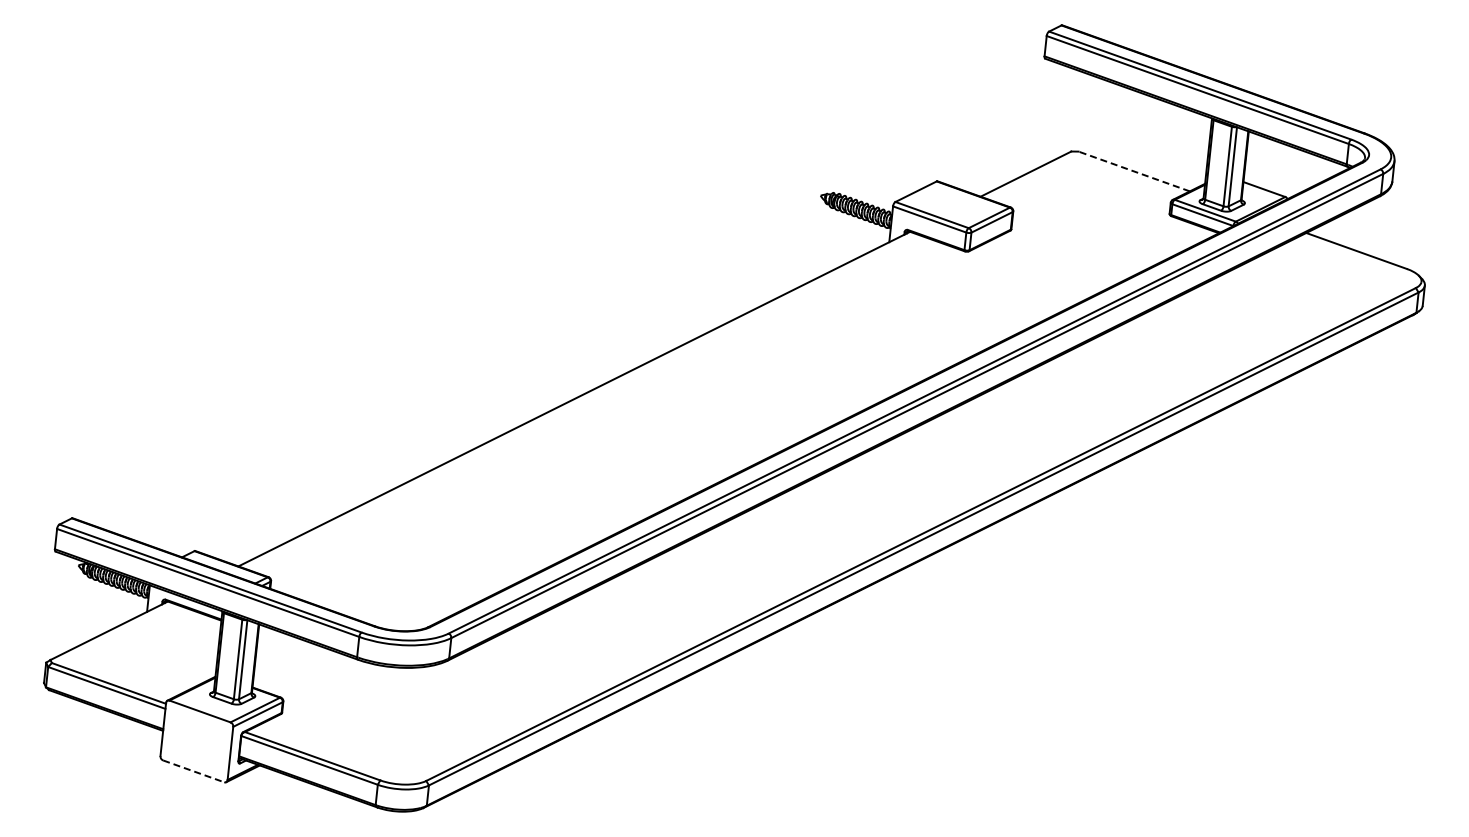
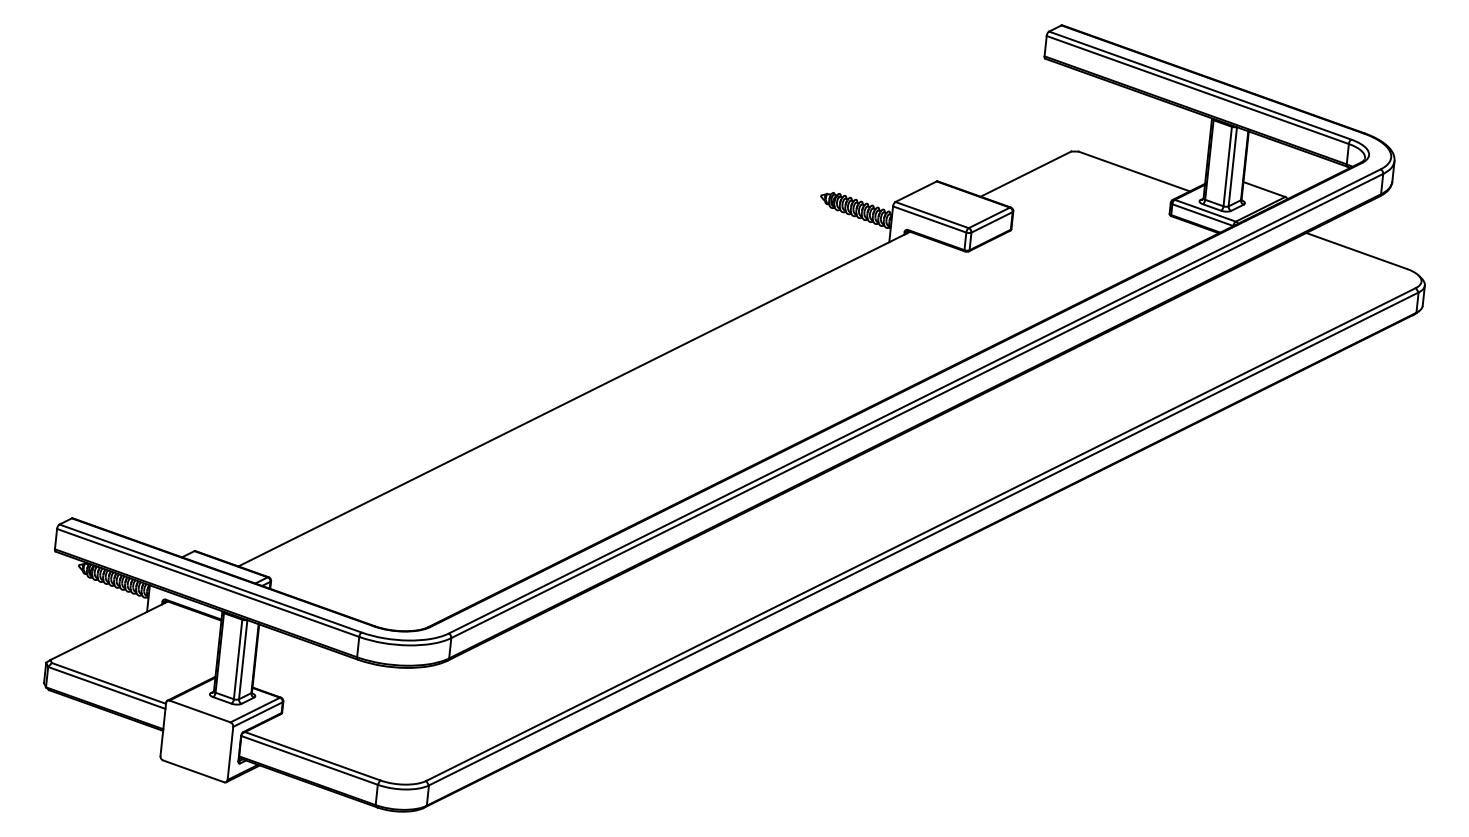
line: dashed -> solid (1133, 171)
line: dashed -> solid (194, 771)
